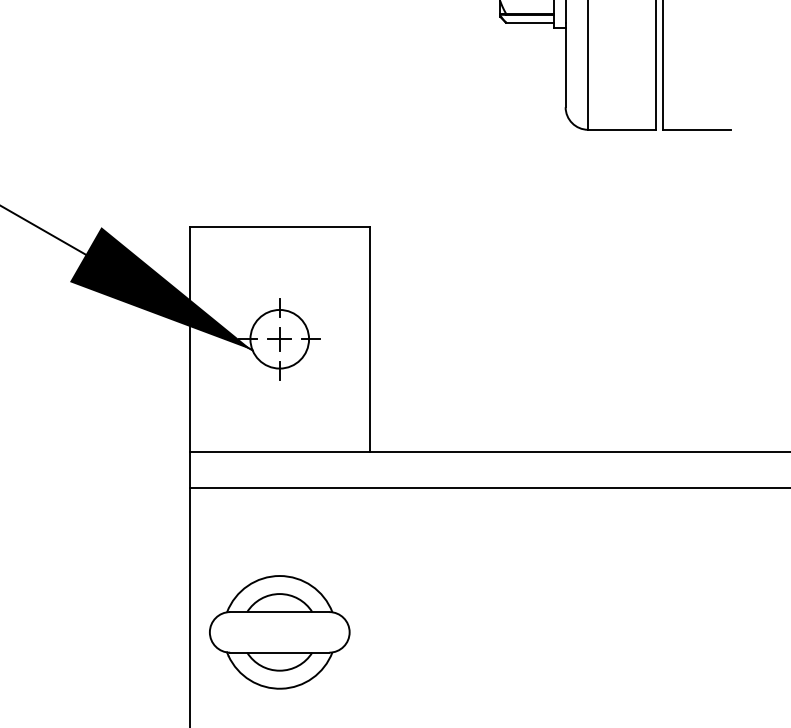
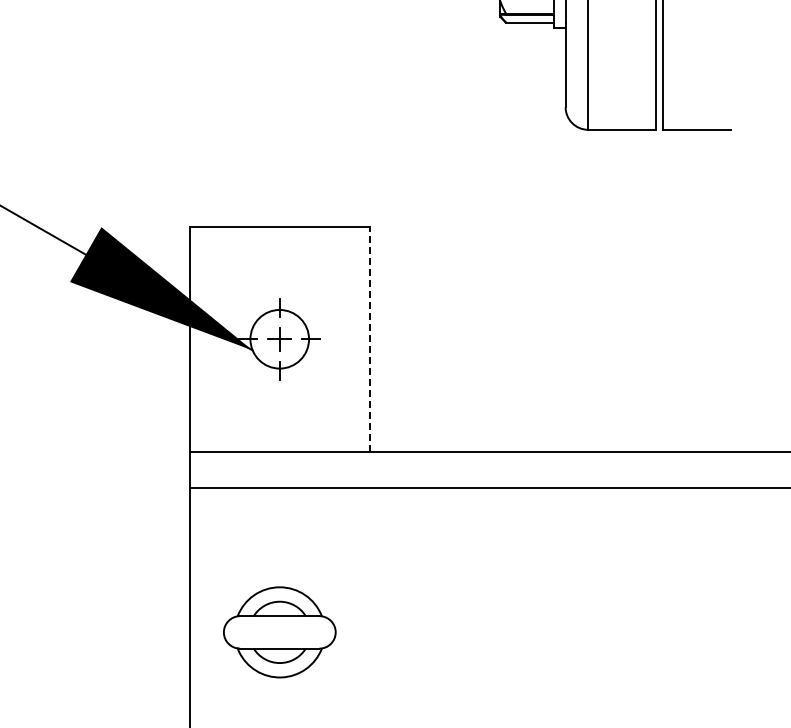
line: solid -> dashed (369, 339)
part size: 142x115 px -> 114x93 px (279, 632)
